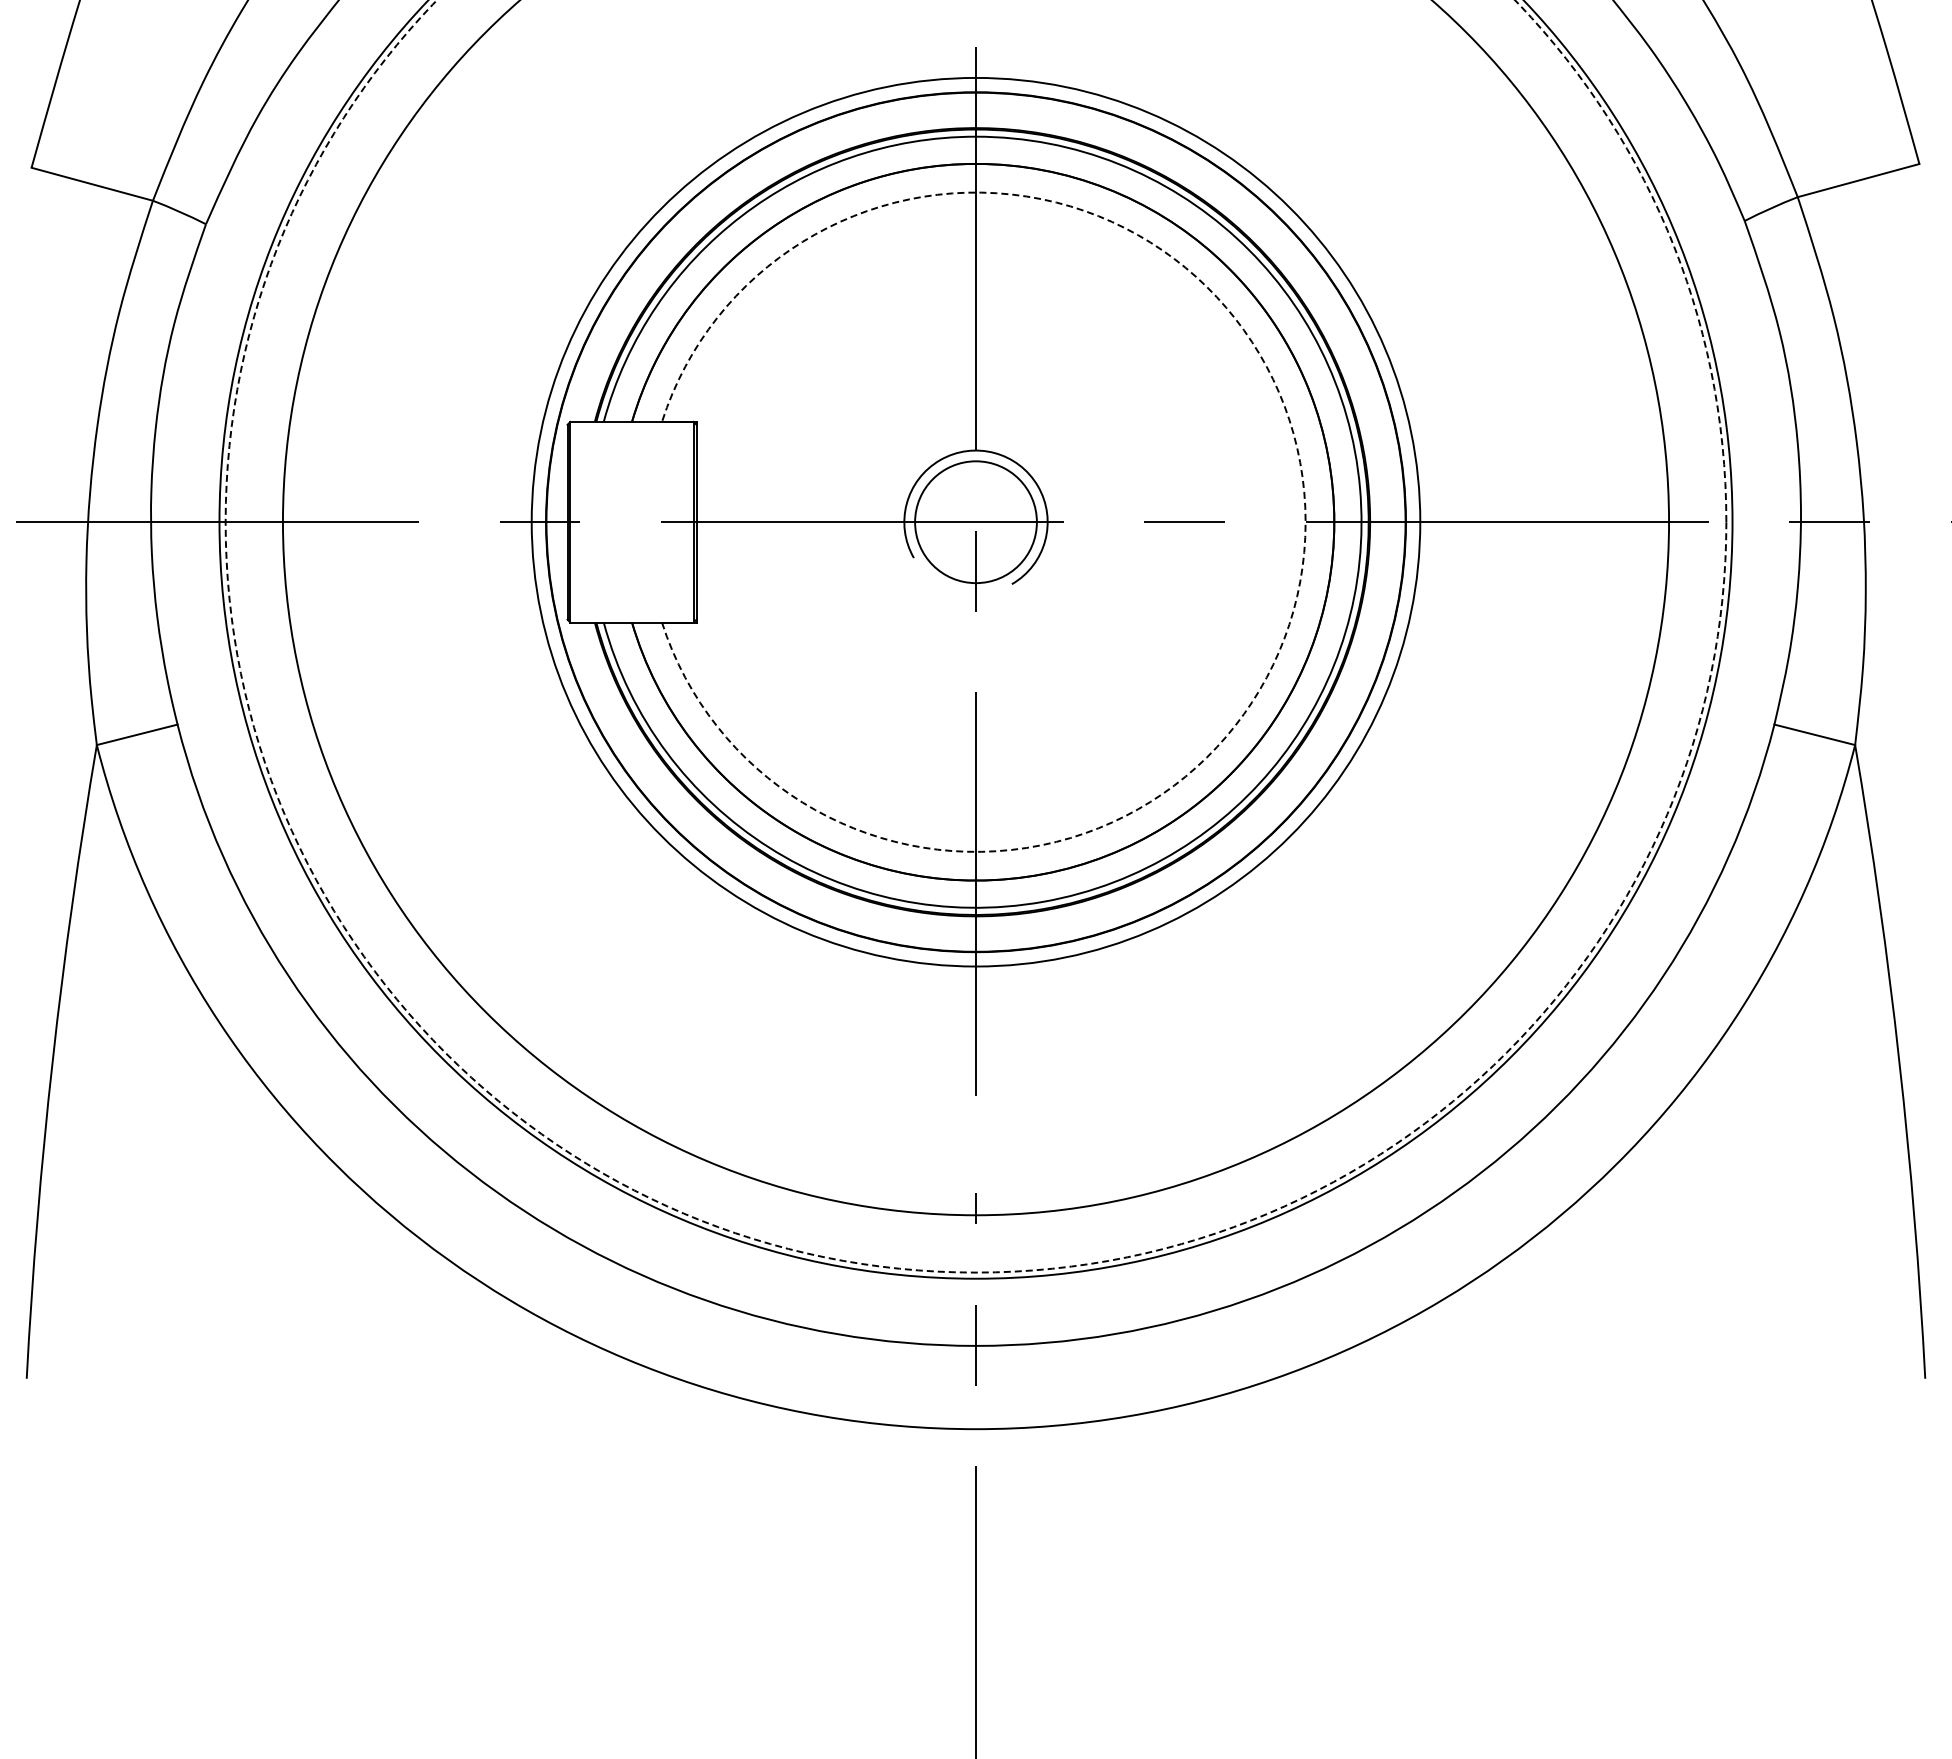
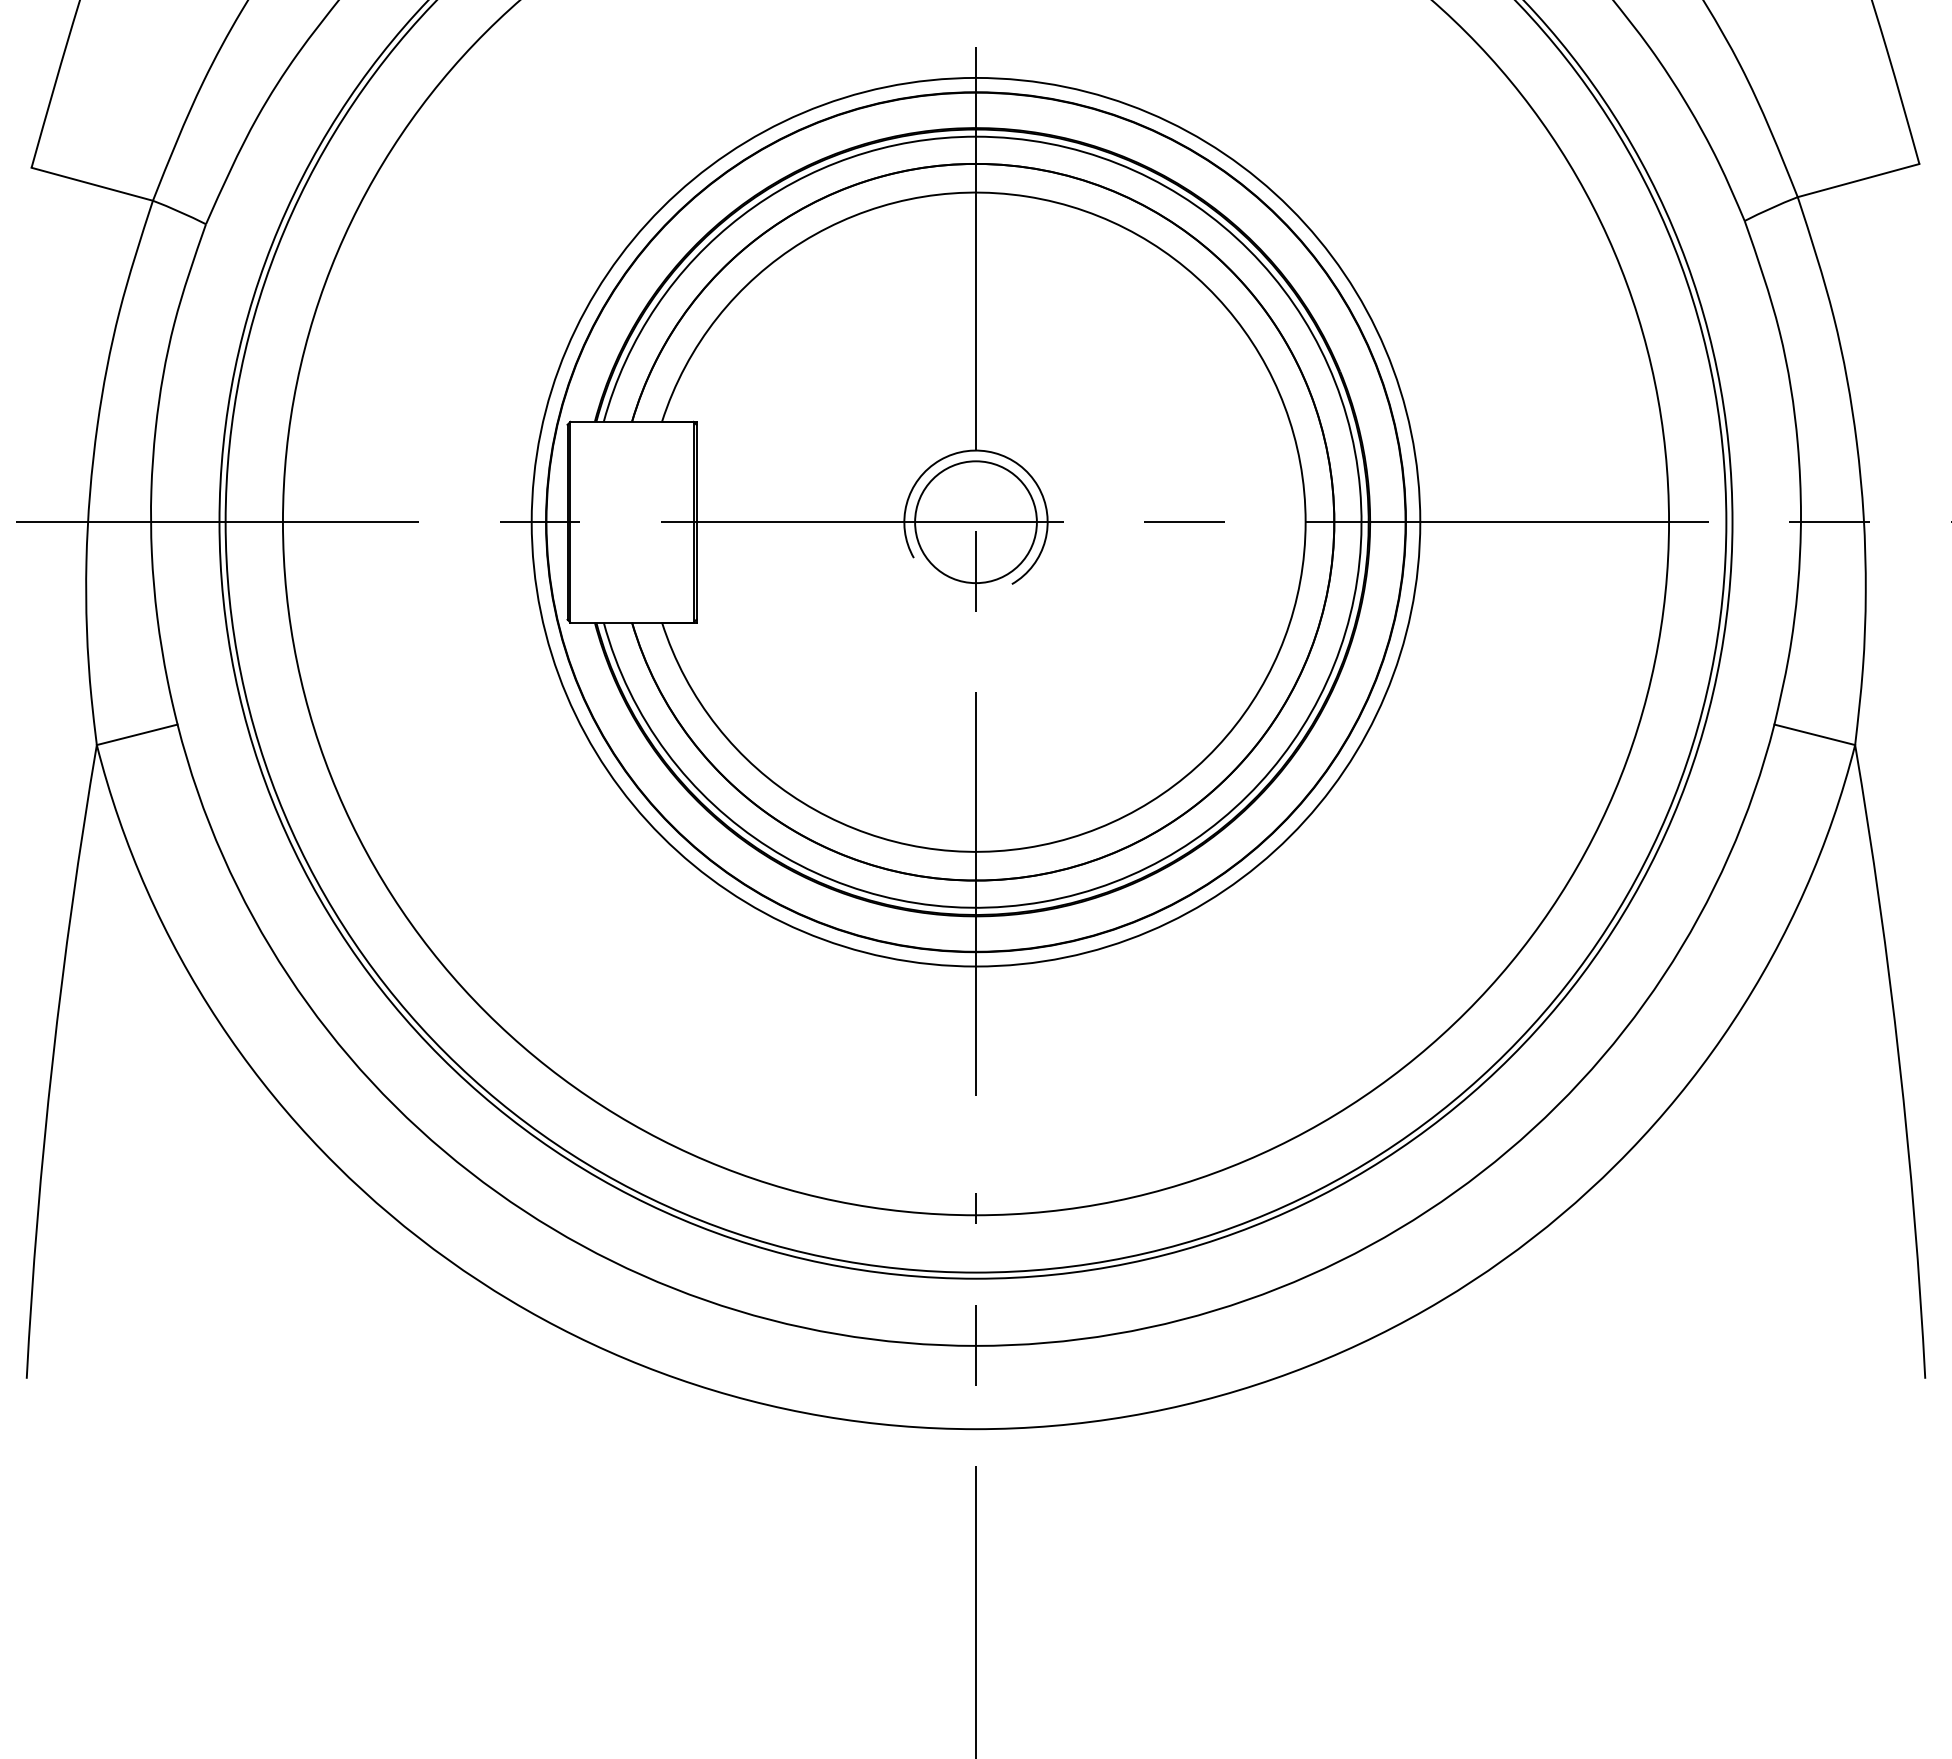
arc: dashed -> solid (1305, 522)
circle: dashed -> solid (975, 636)
